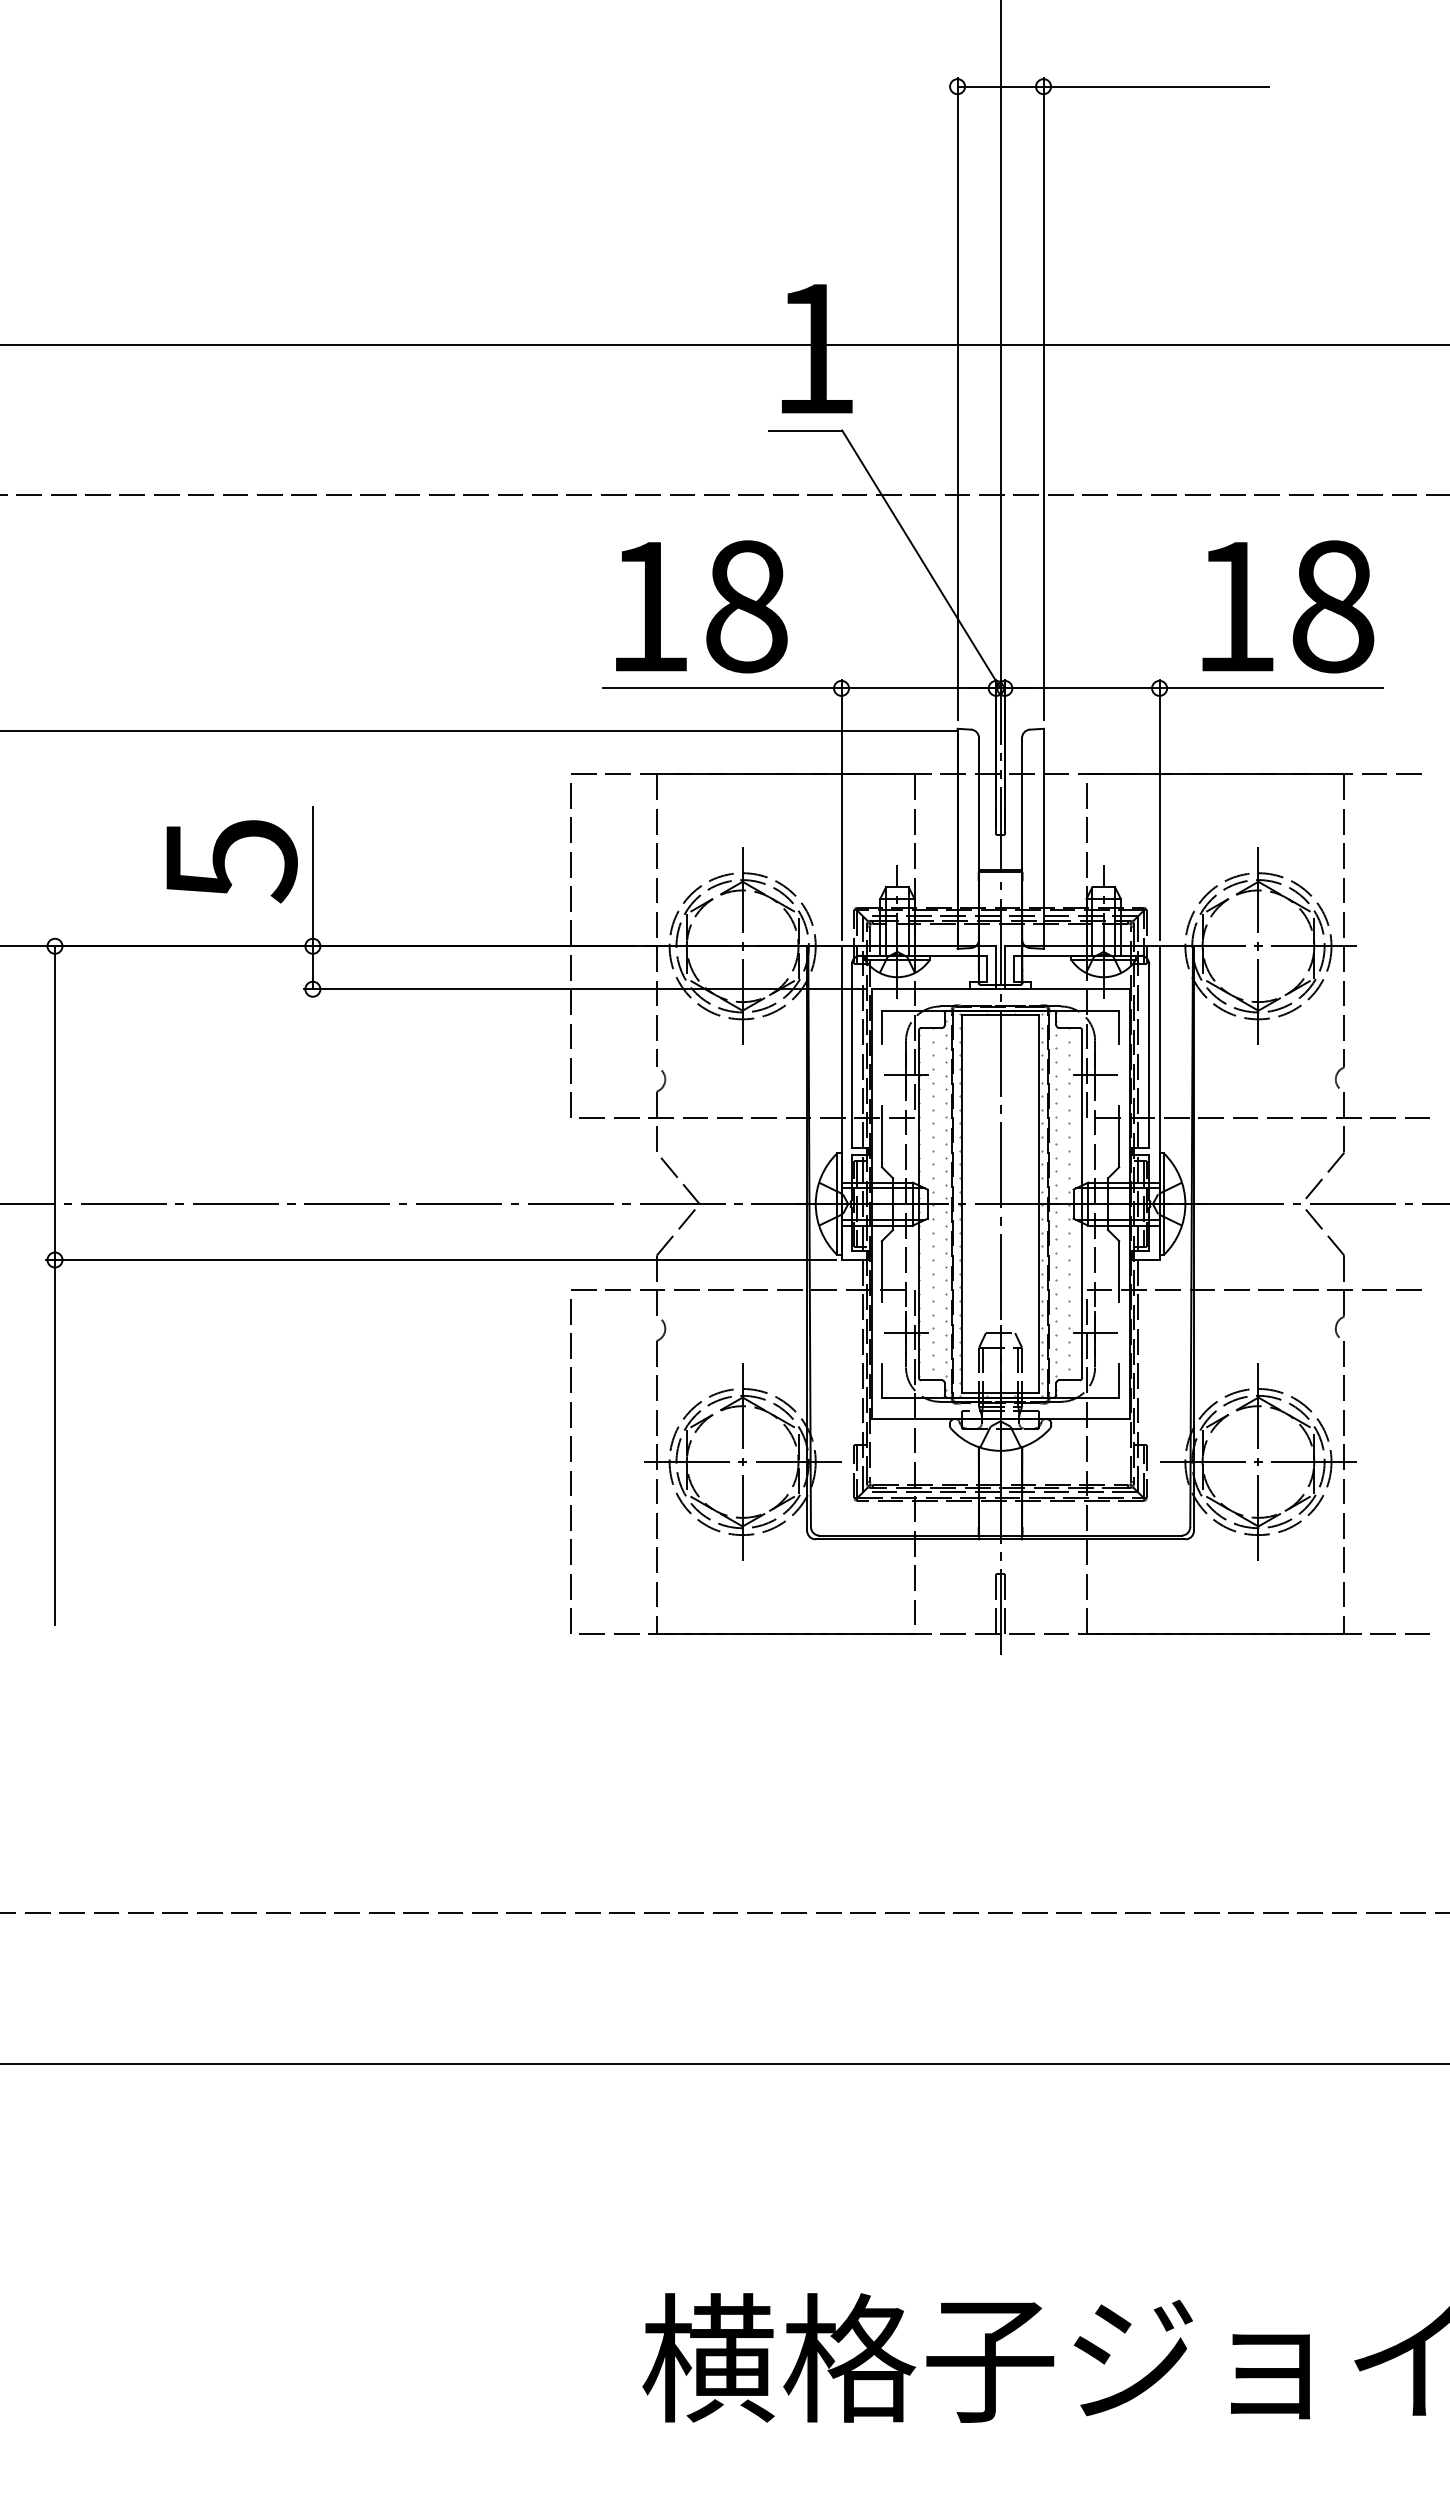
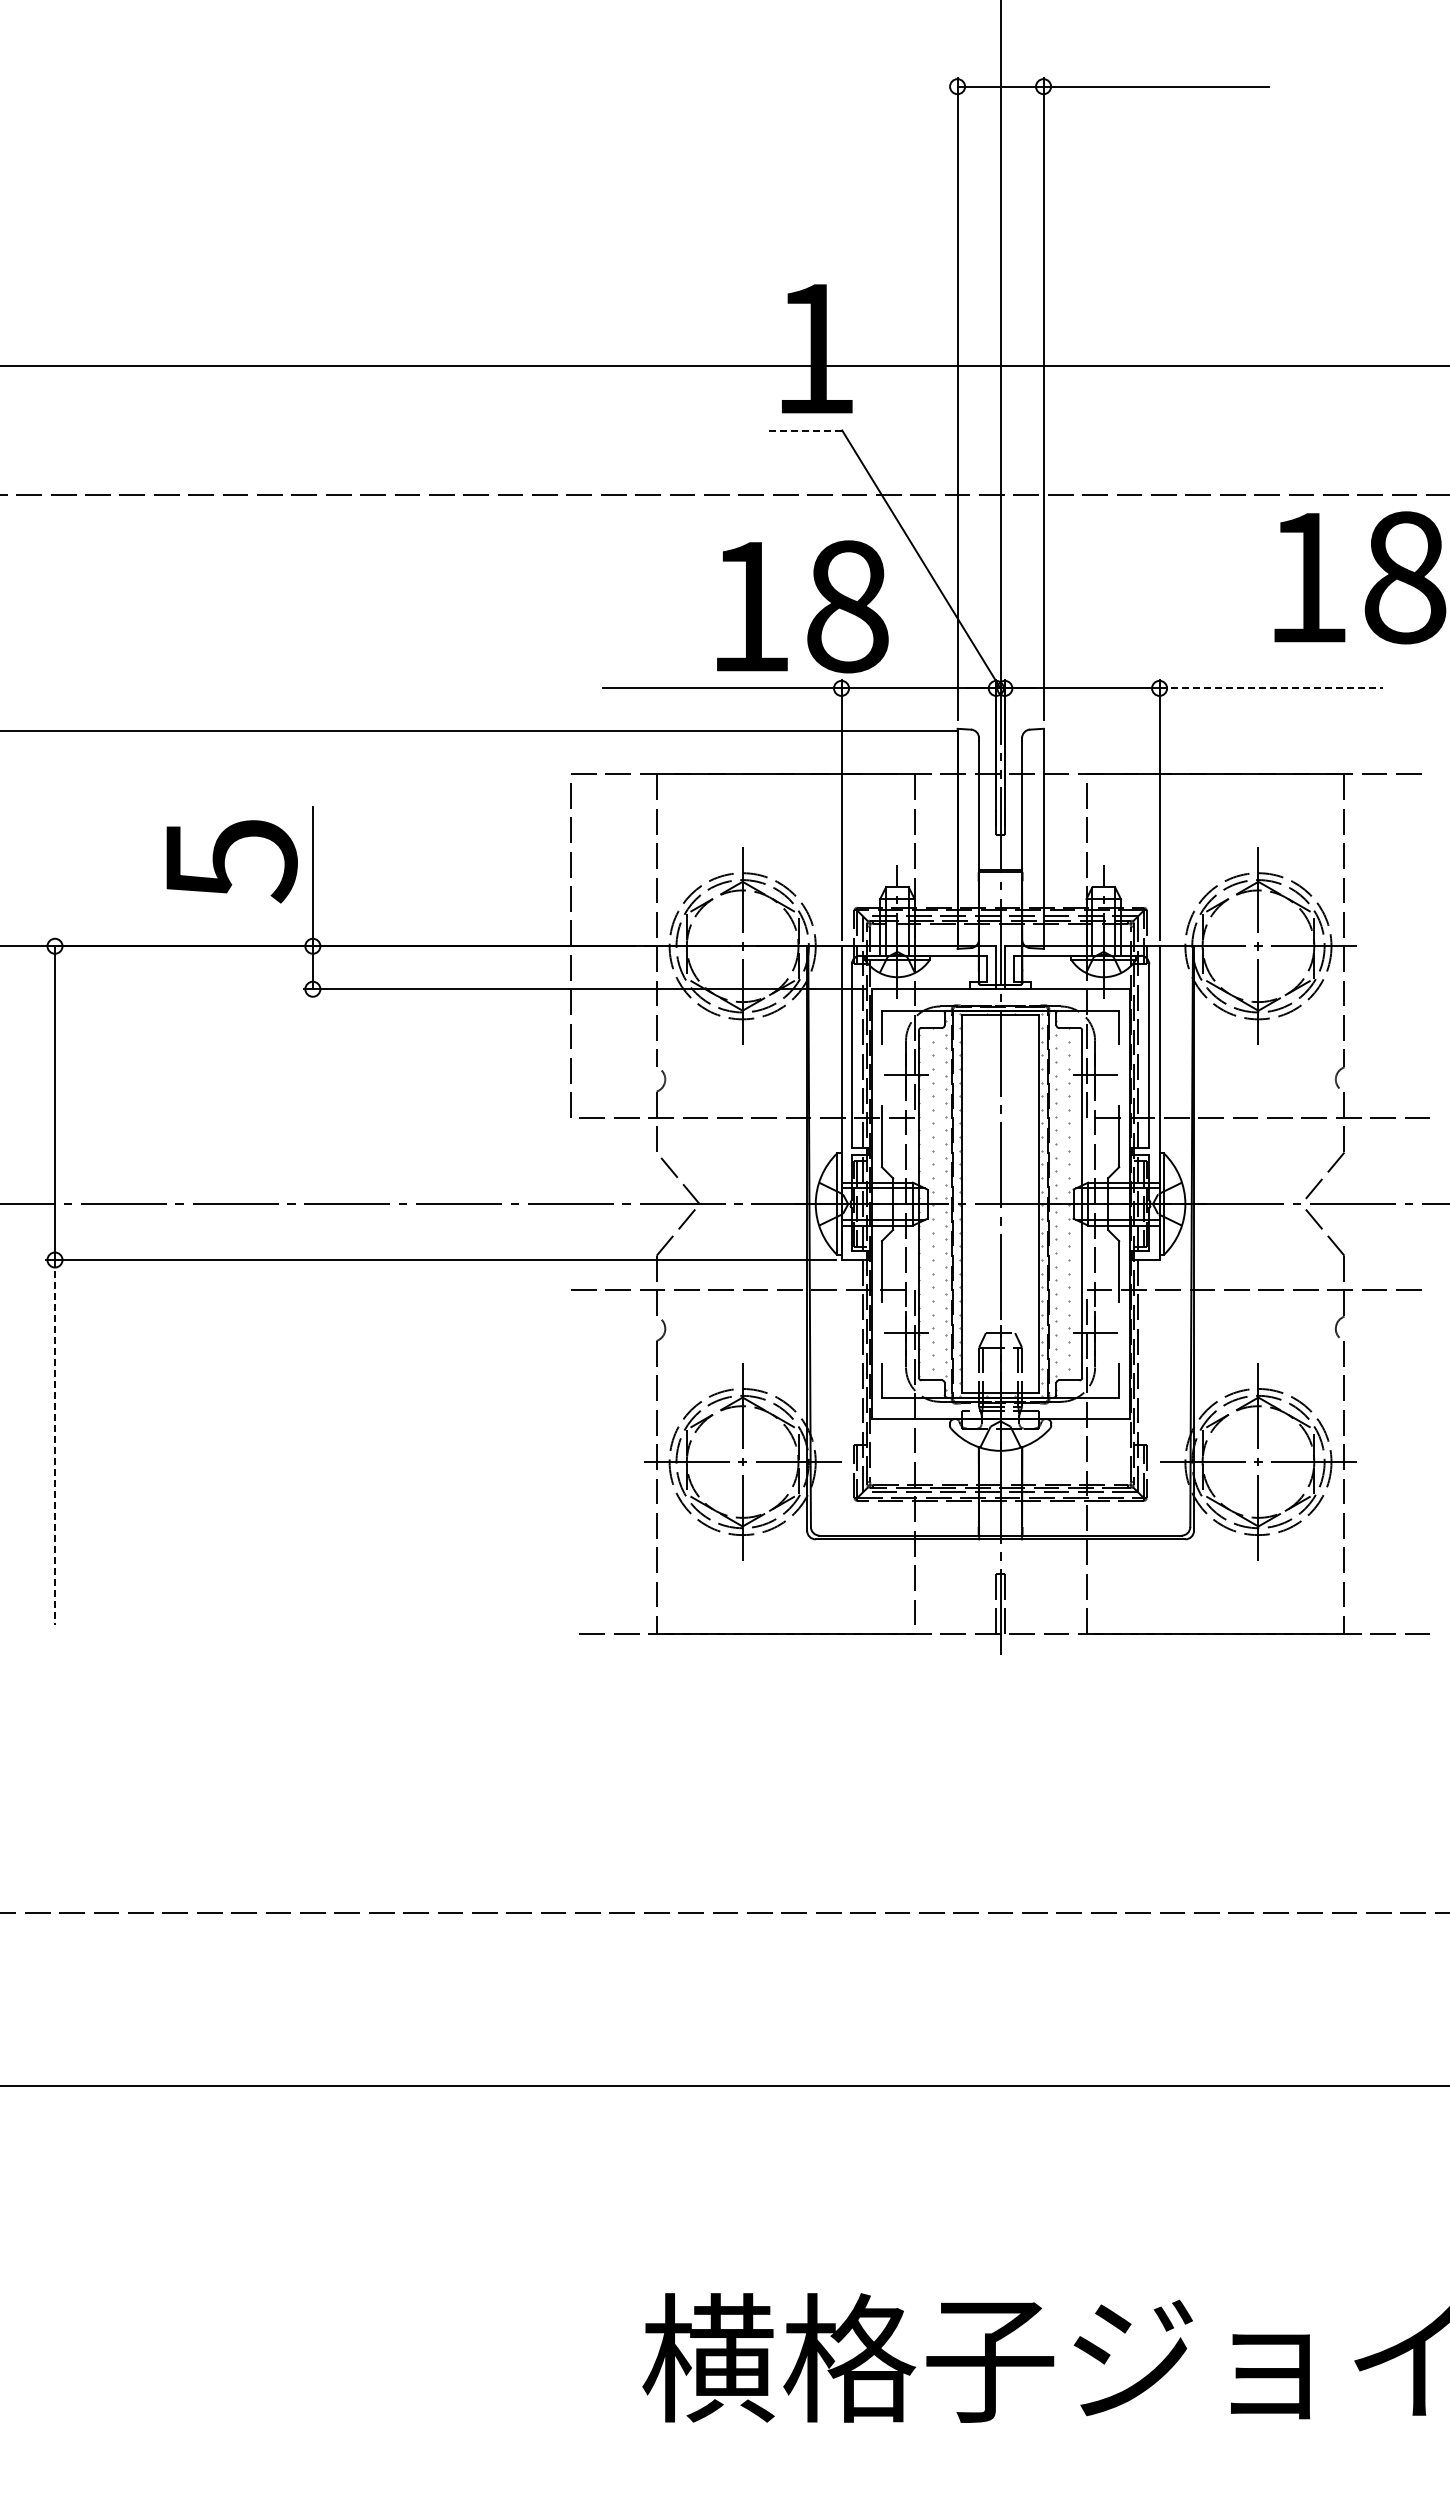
line position: (724, 344) -> (724, 365) (724, 365)
line: solid -> dashed (805, 430)
text position: (701, 606) -> (802, 606) (802, 606)
text position: (1288, 606) -> (1360, 577) (1360, 577)
line: solid -> dashed (1271, 688)
line: solid -> dashed (55, 1442)
line: present -> none (570, 1461)
line position: (724, 2063) -> (724, 2085) (724, 2085)
